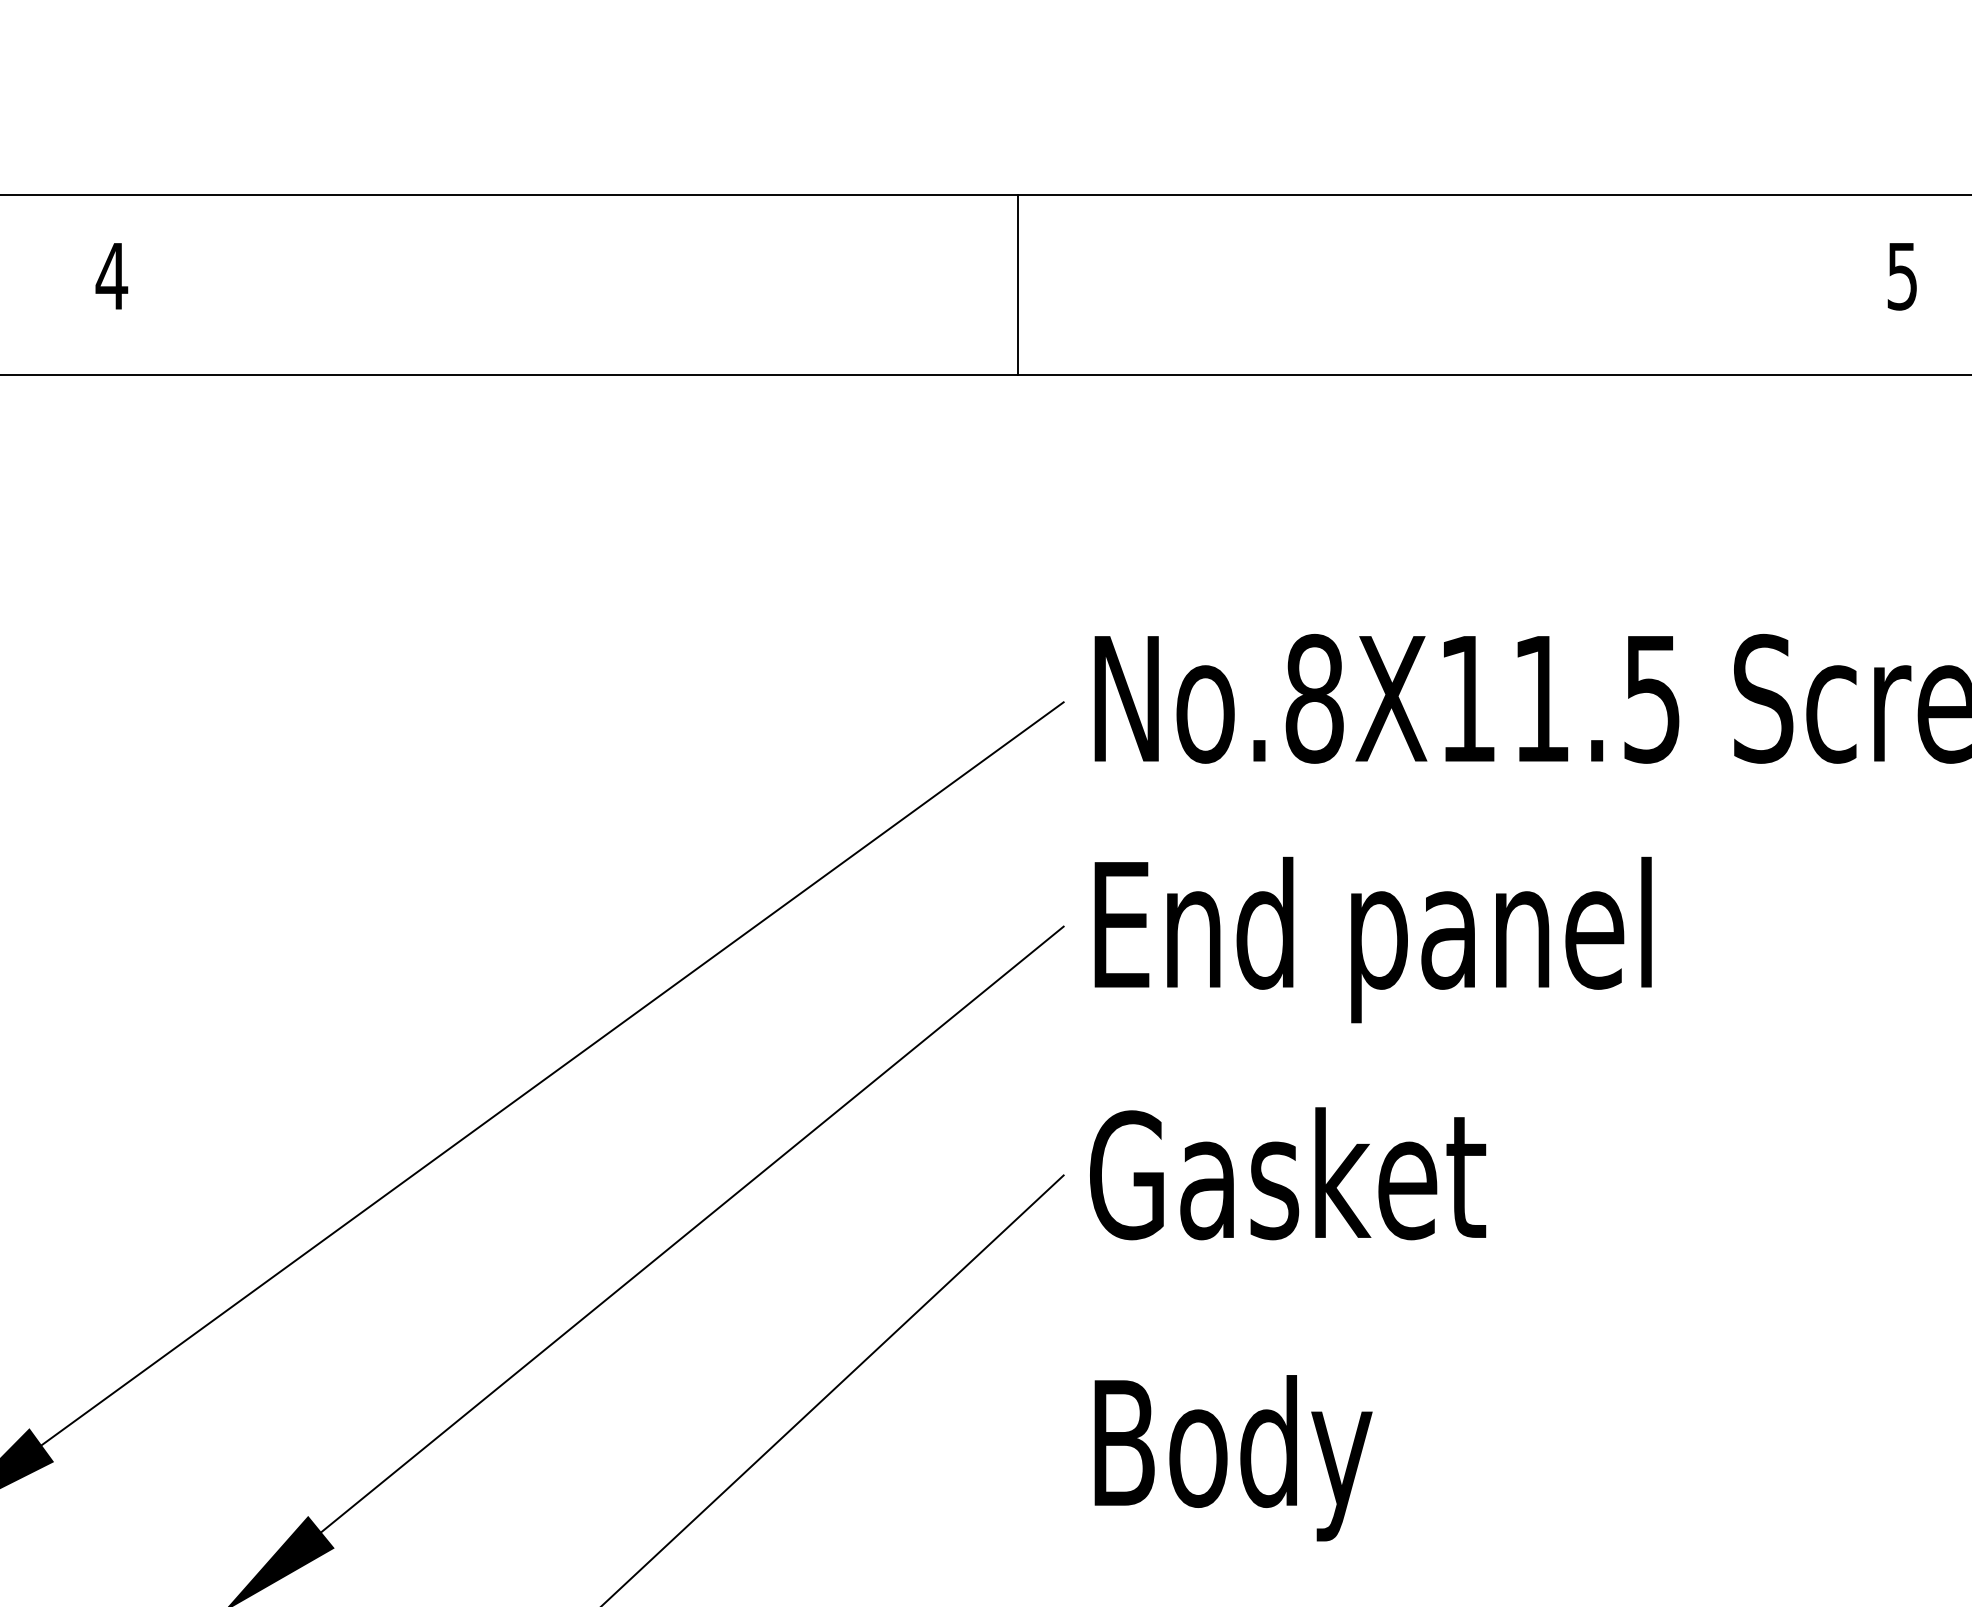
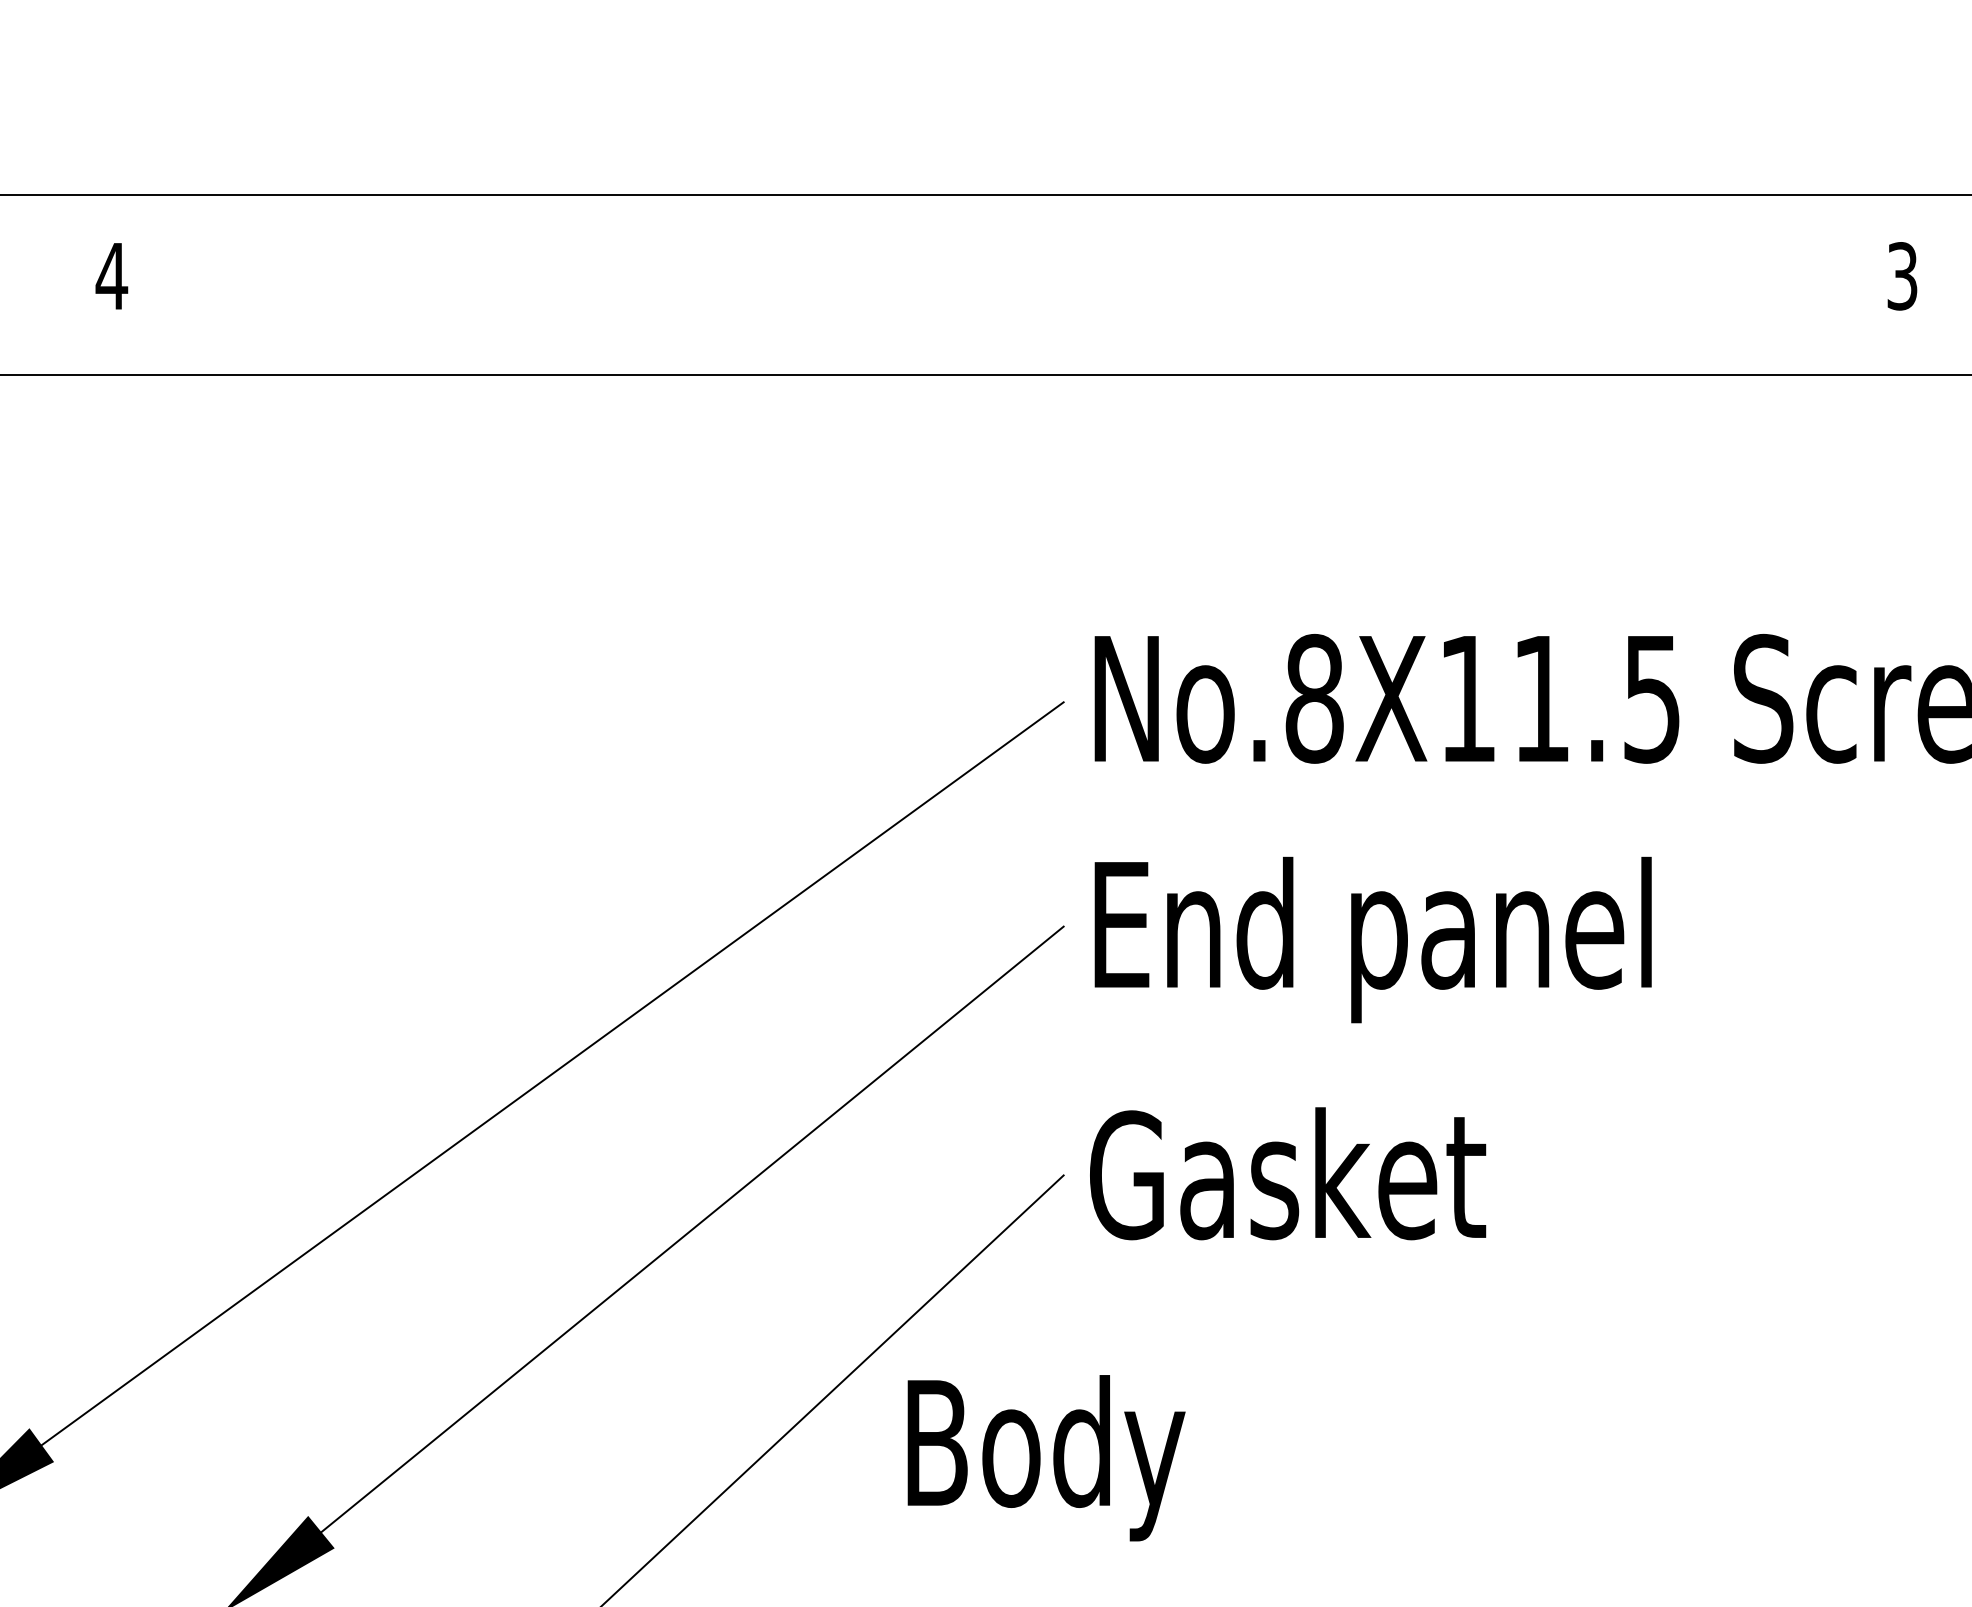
text: 5 -> 3 (1902, 276)
line: present -> none (1017, 284)
text position: (1233, 1458) -> (1046, 1458) (1046, 1458)
